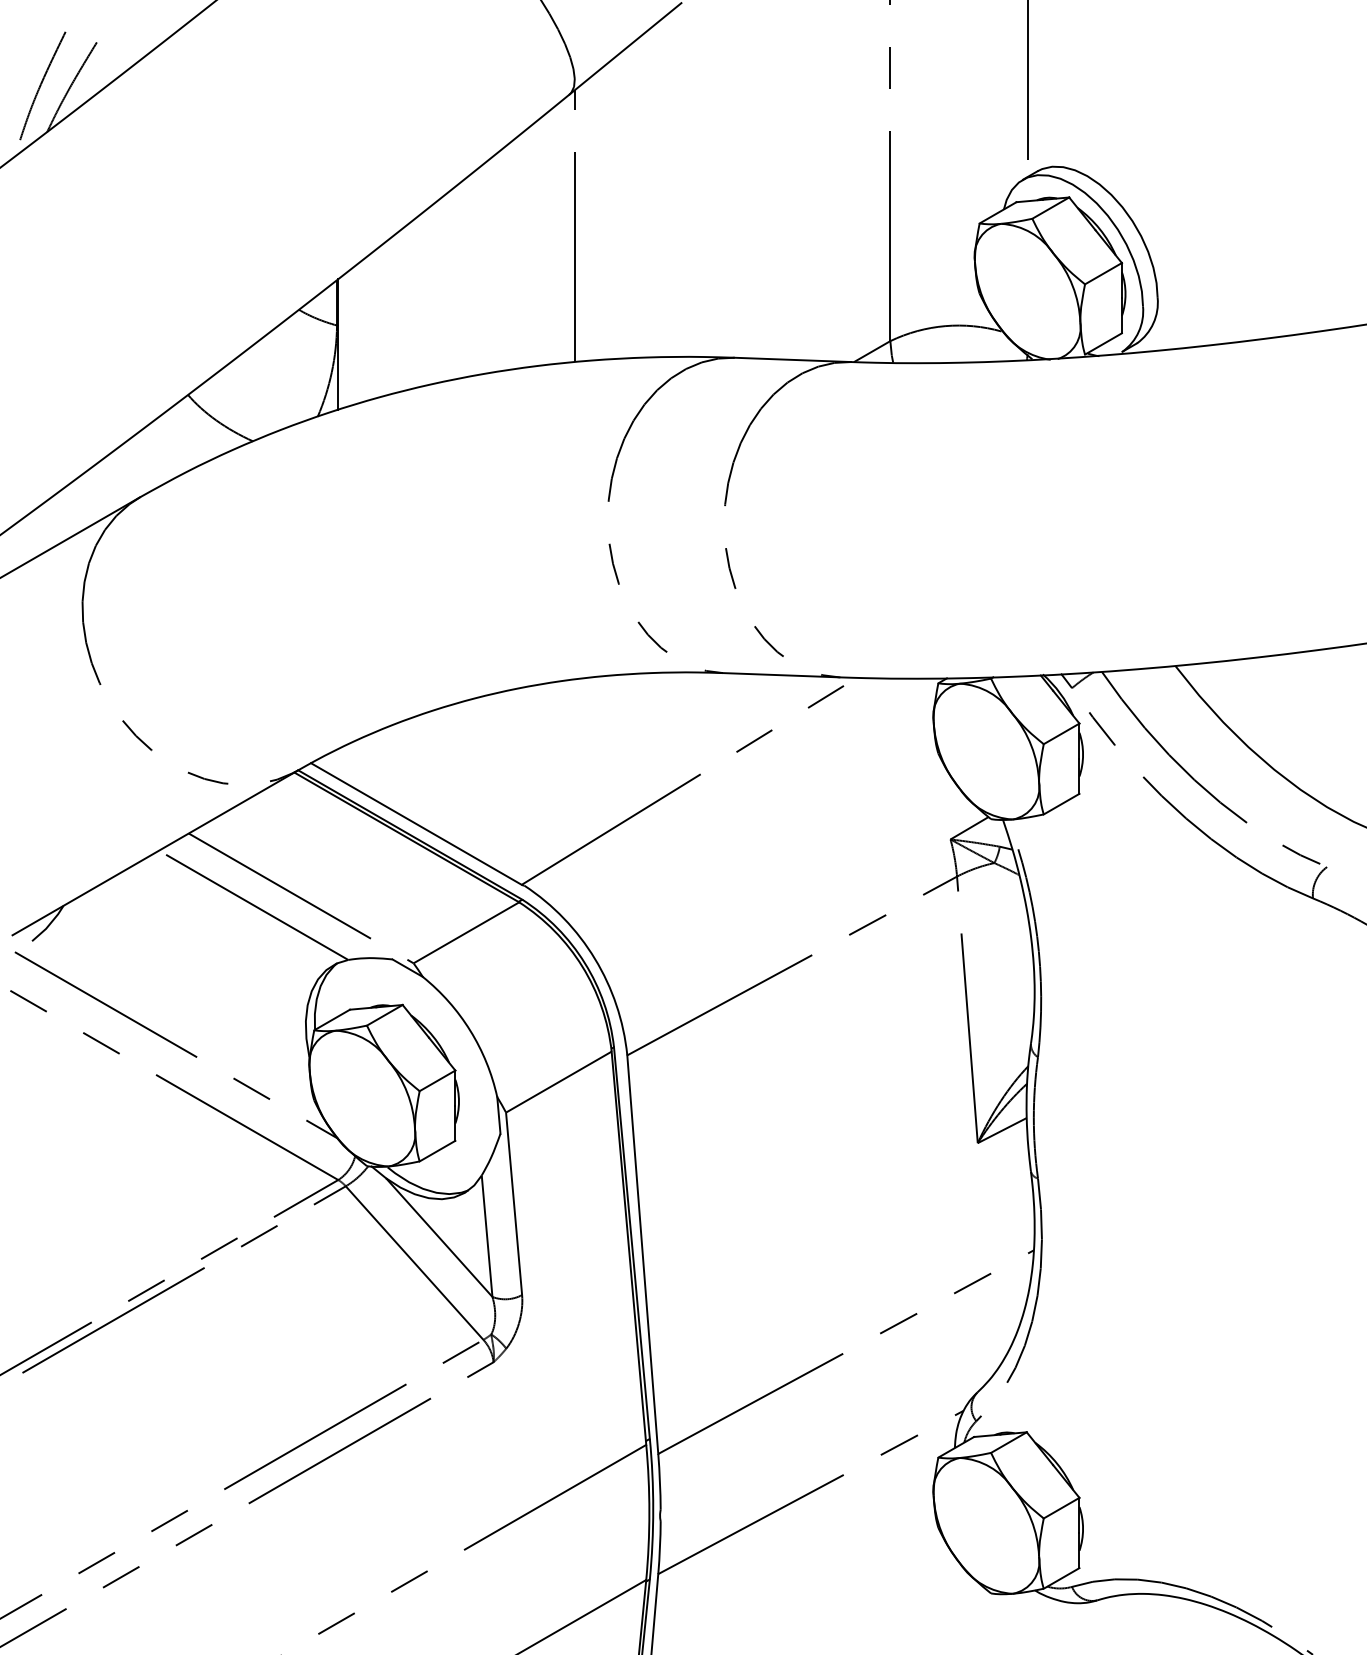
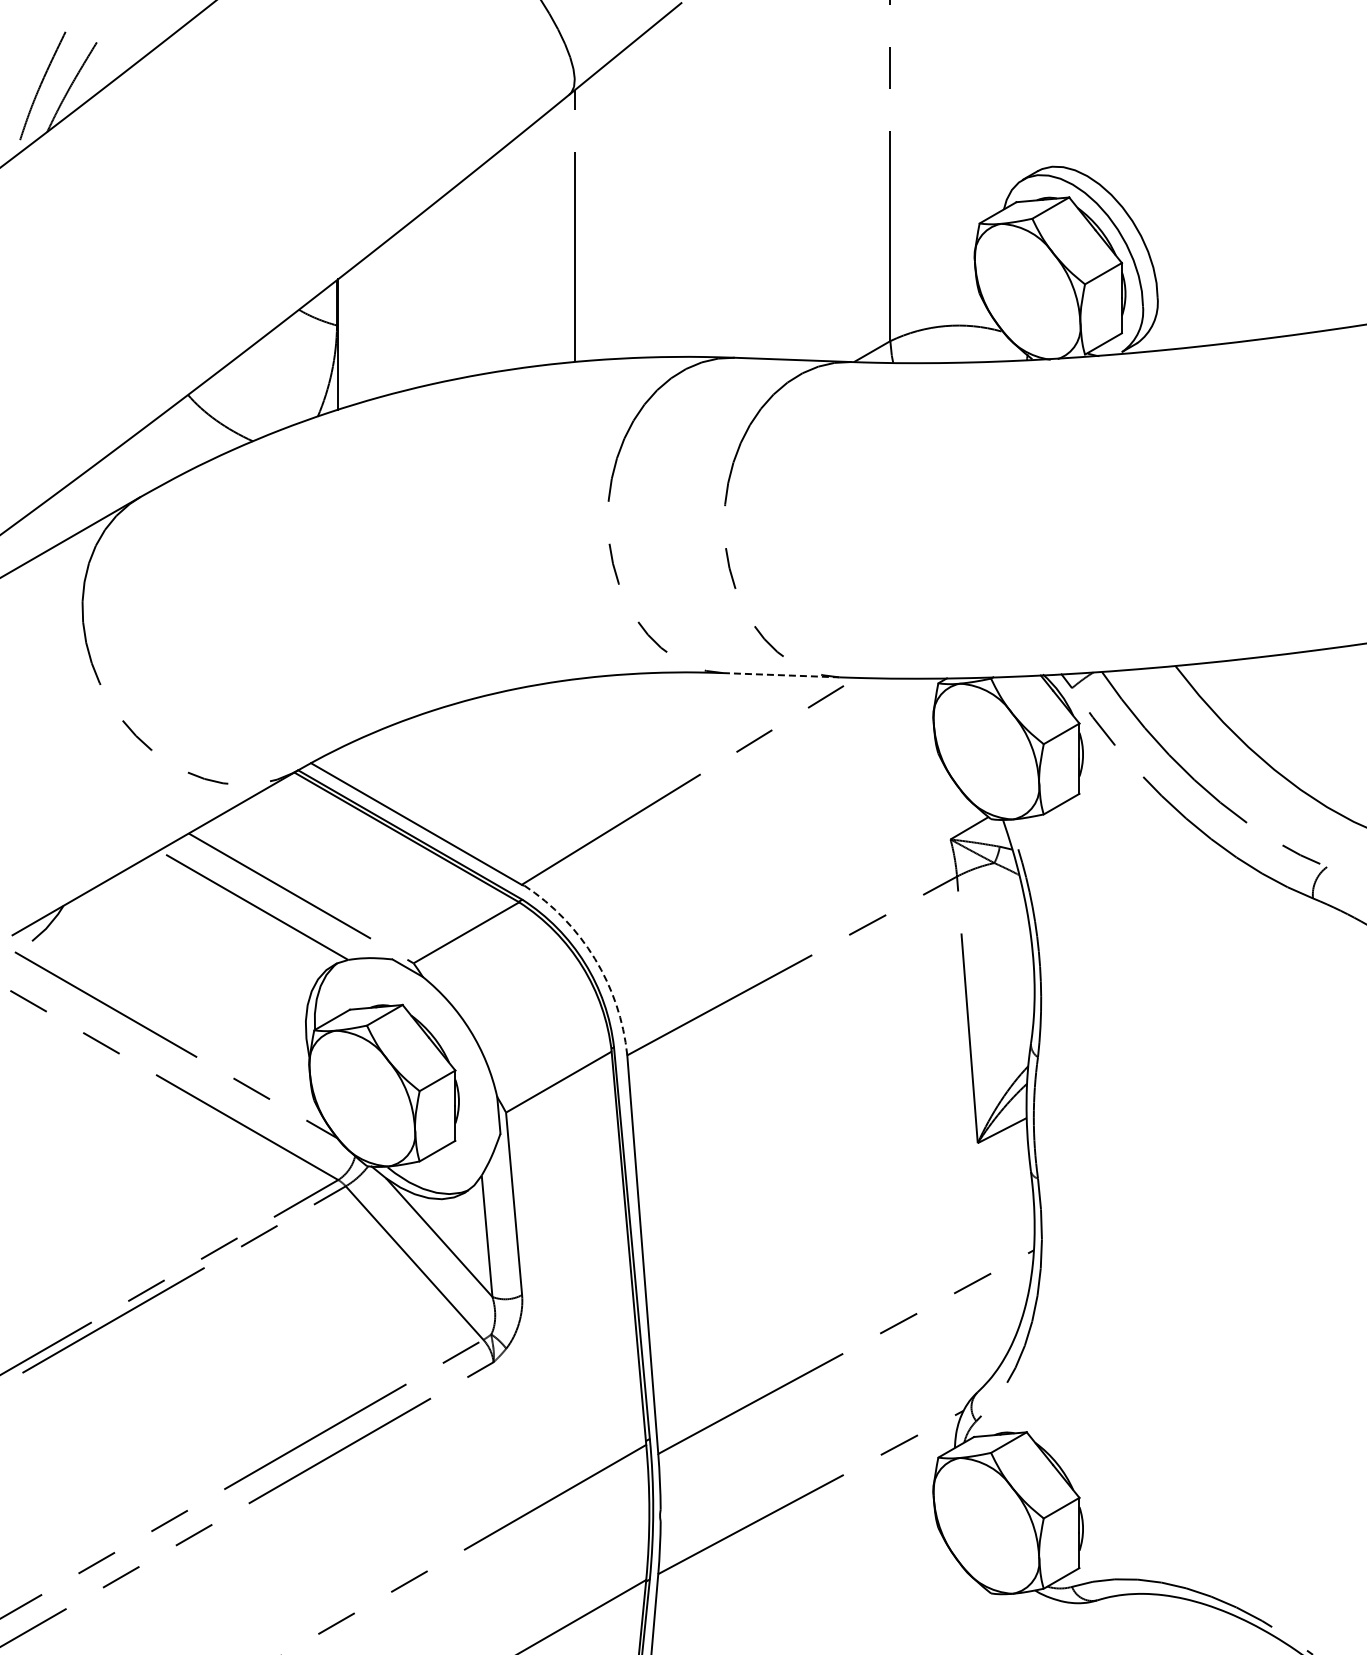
line: present -> none (1028, 89)
line: solid -> dashed (781, 675)
arc: solid -> dashed (595, 958)
